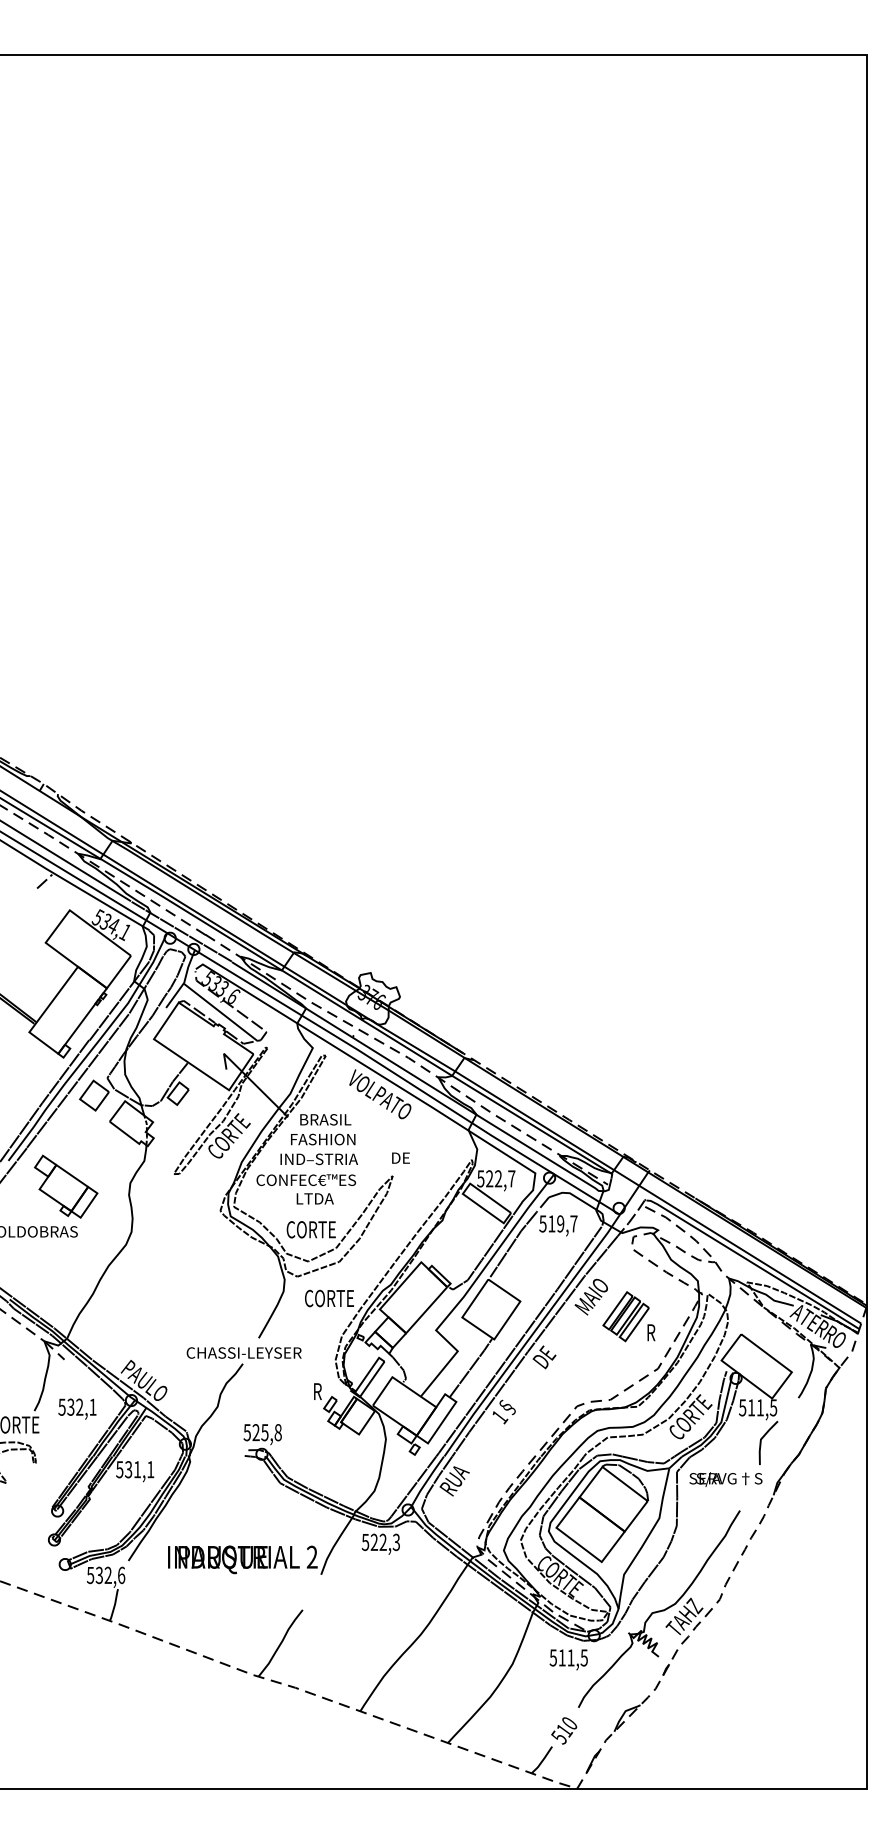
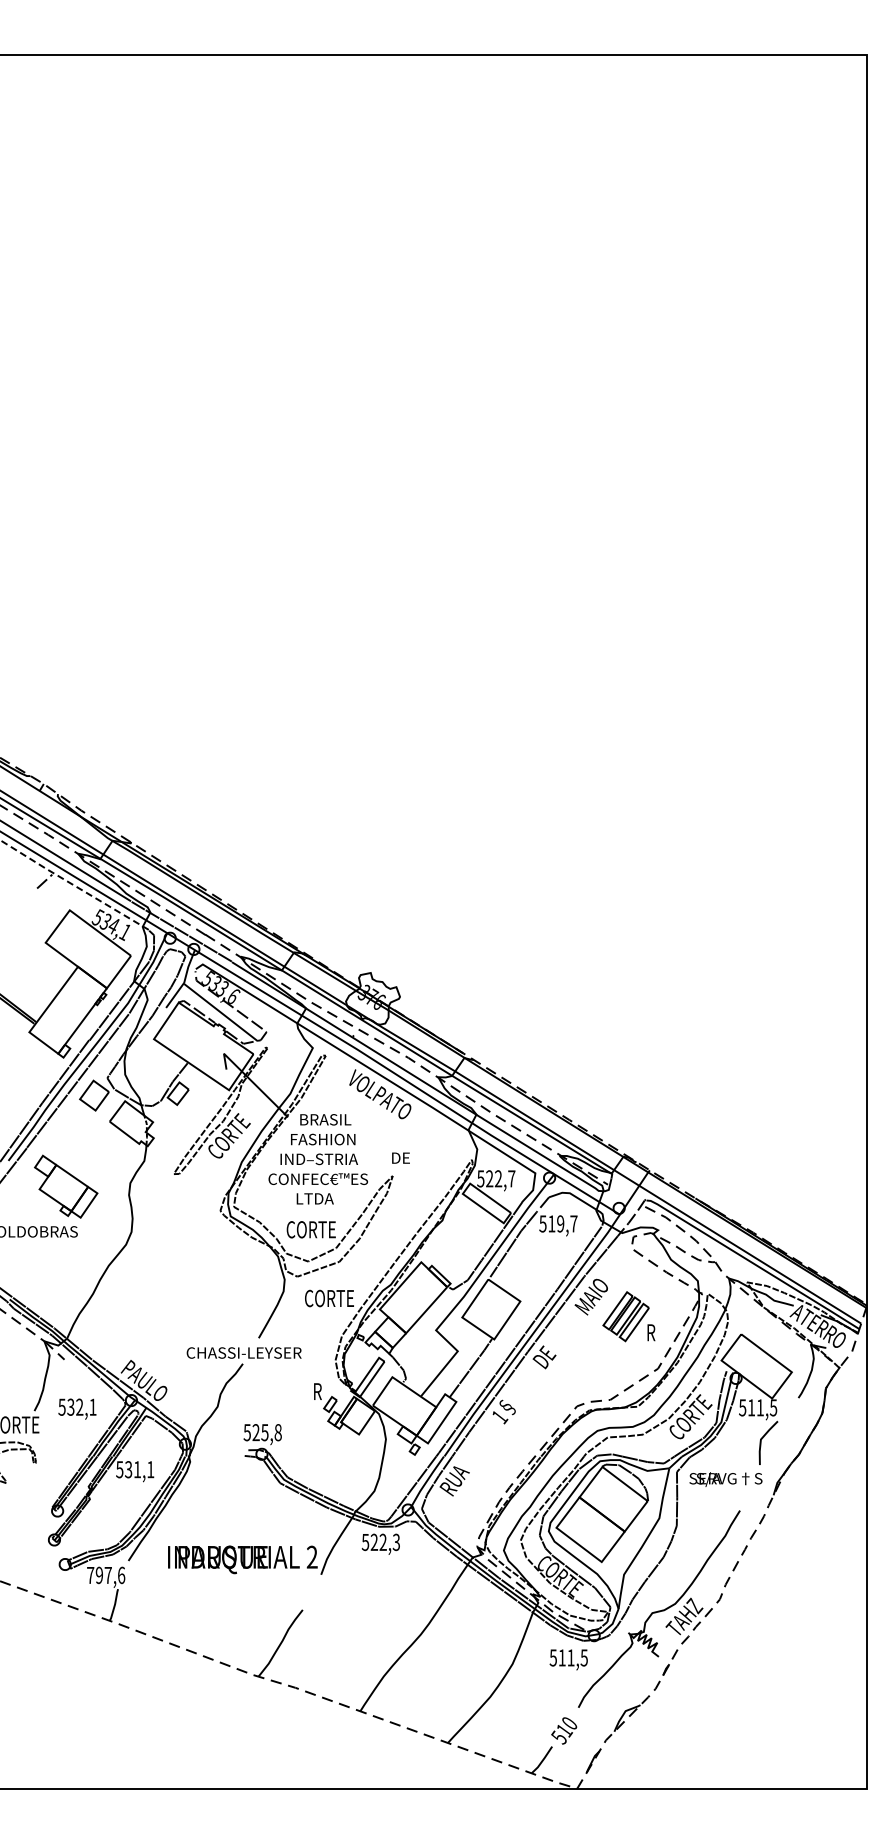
line: solid -> dashed (74, 885)
text position: (305, 1179) -> (317, 1178) (317, 1178)
text: 532,6 -> 797,6 (99, 1575)
